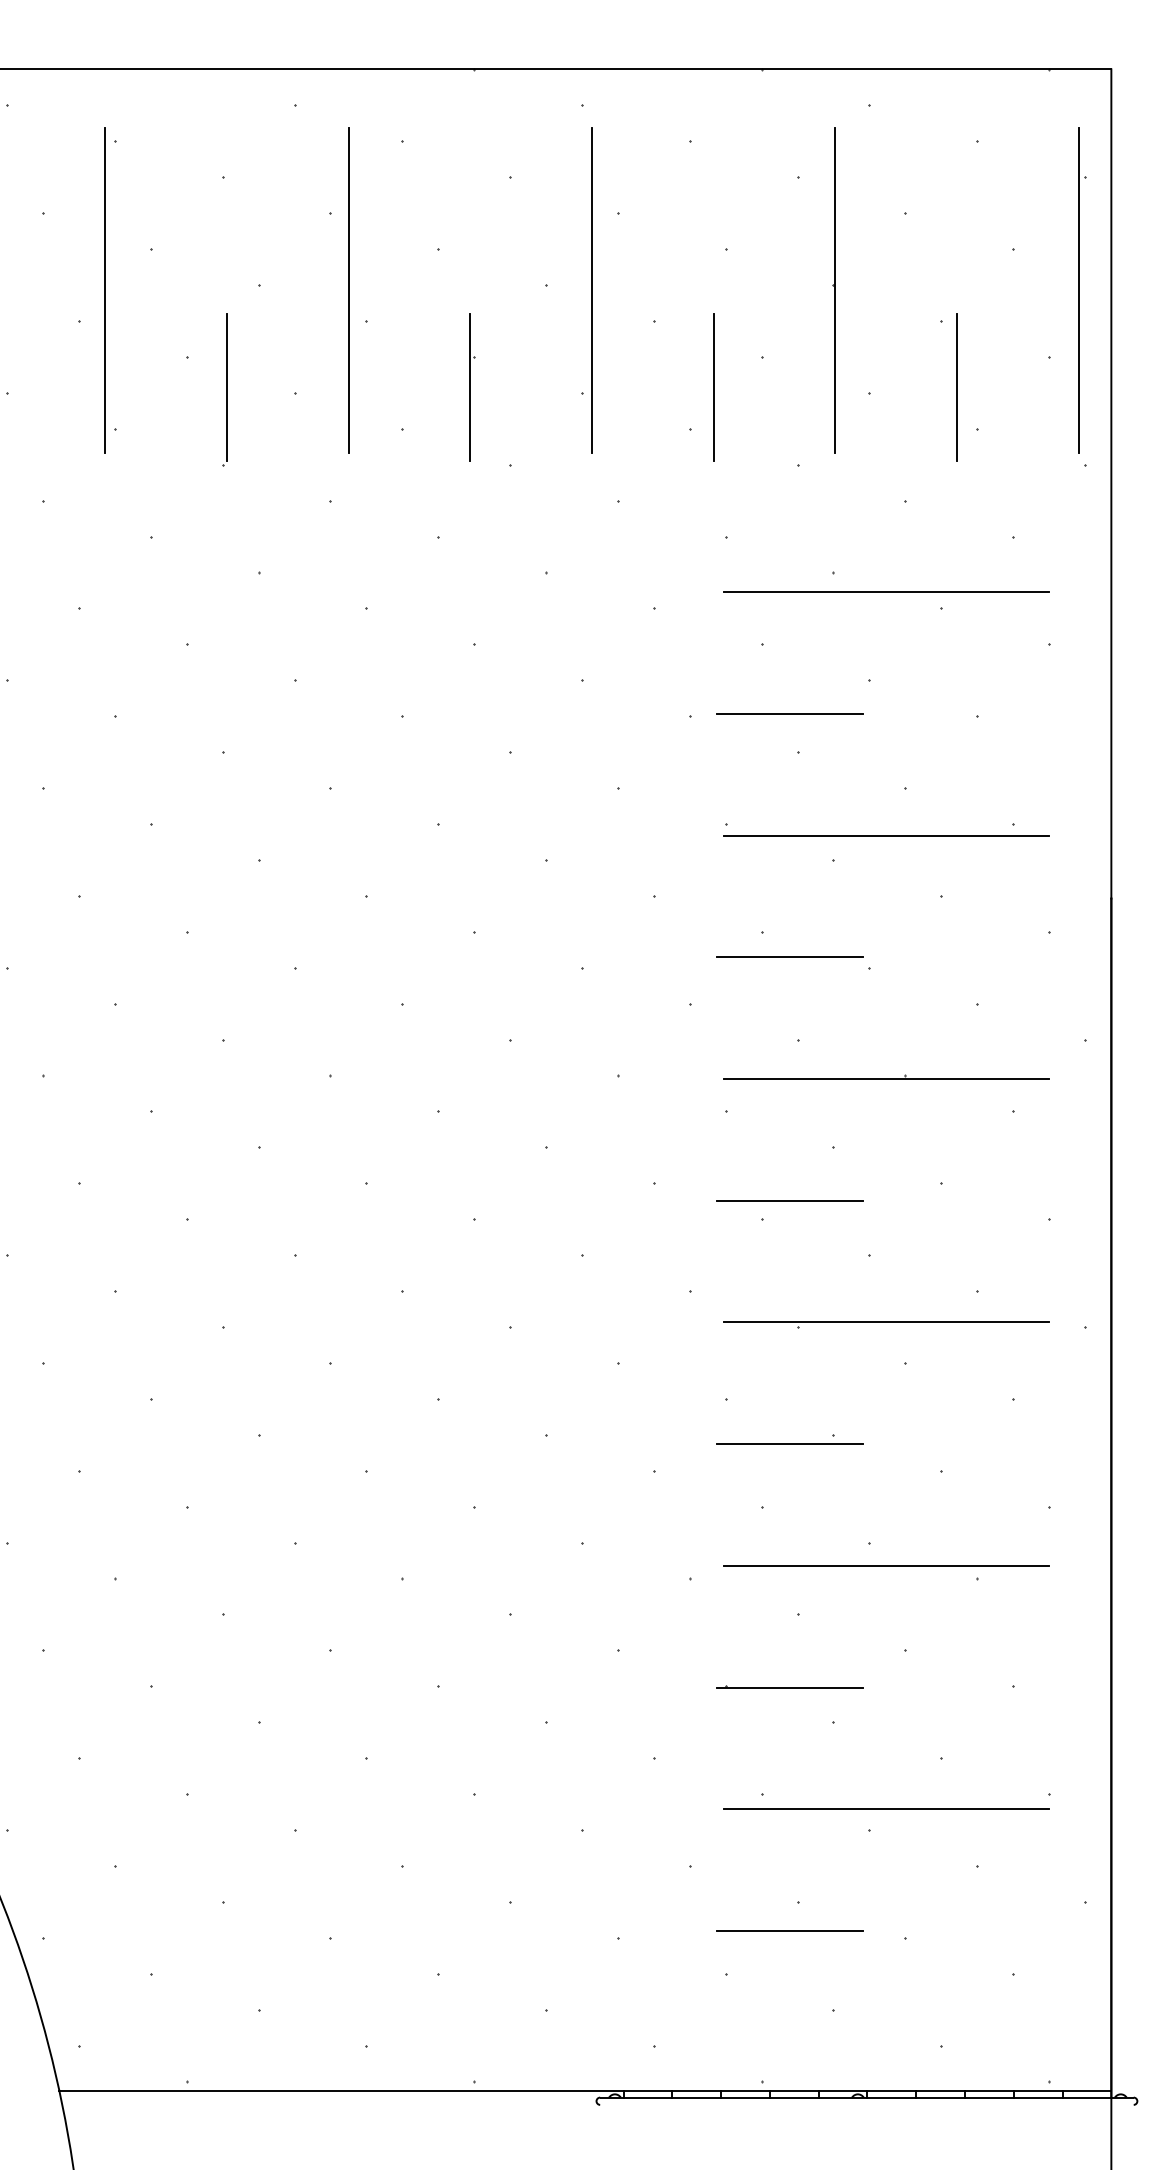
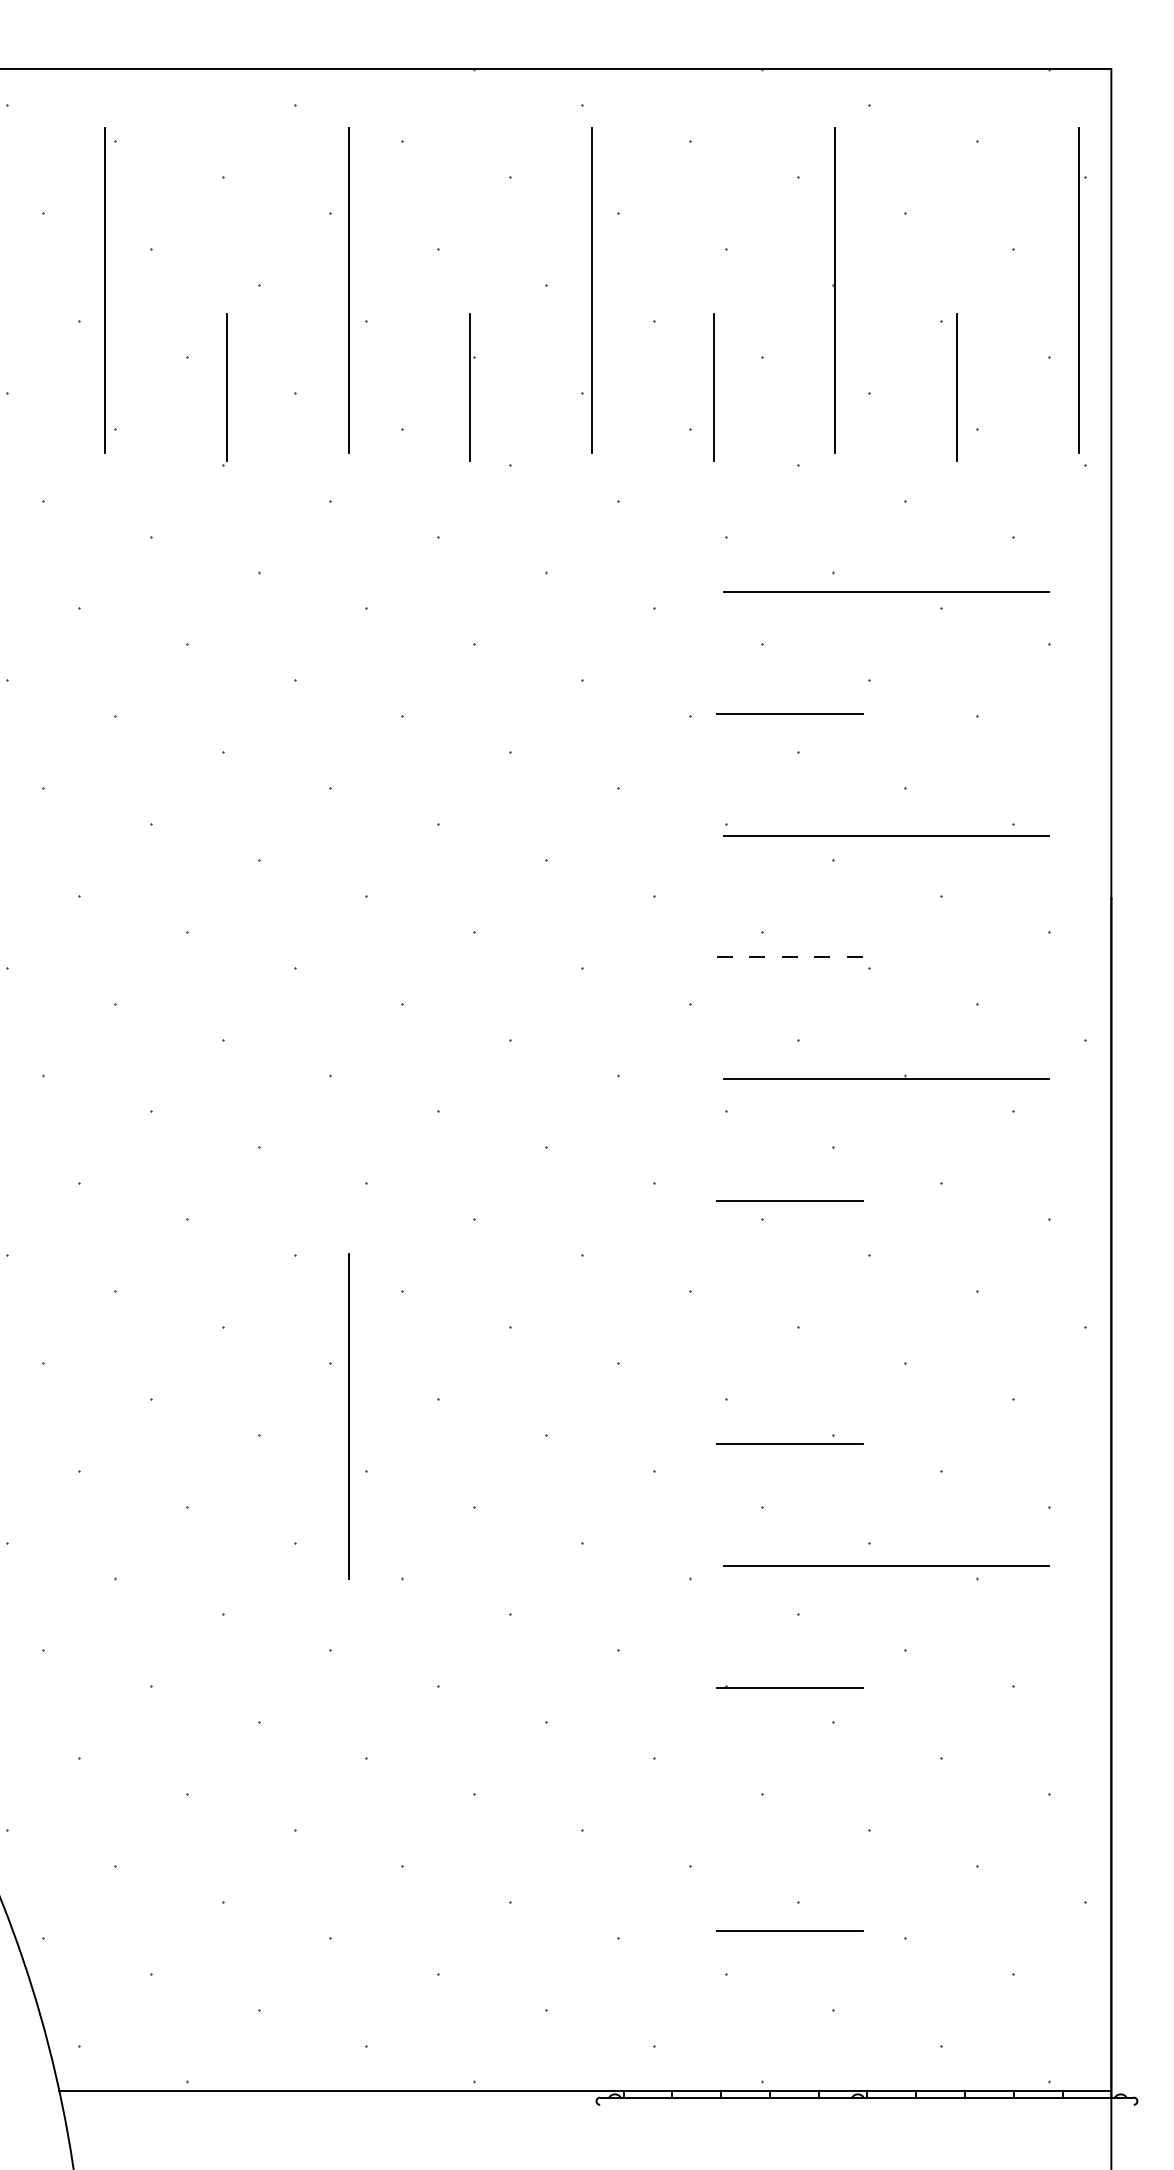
line: solid -> dashed (790, 957)
line: present -> none (886, 1322)
line: none -> present (348, 1416)
line: present -> none (886, 1809)
